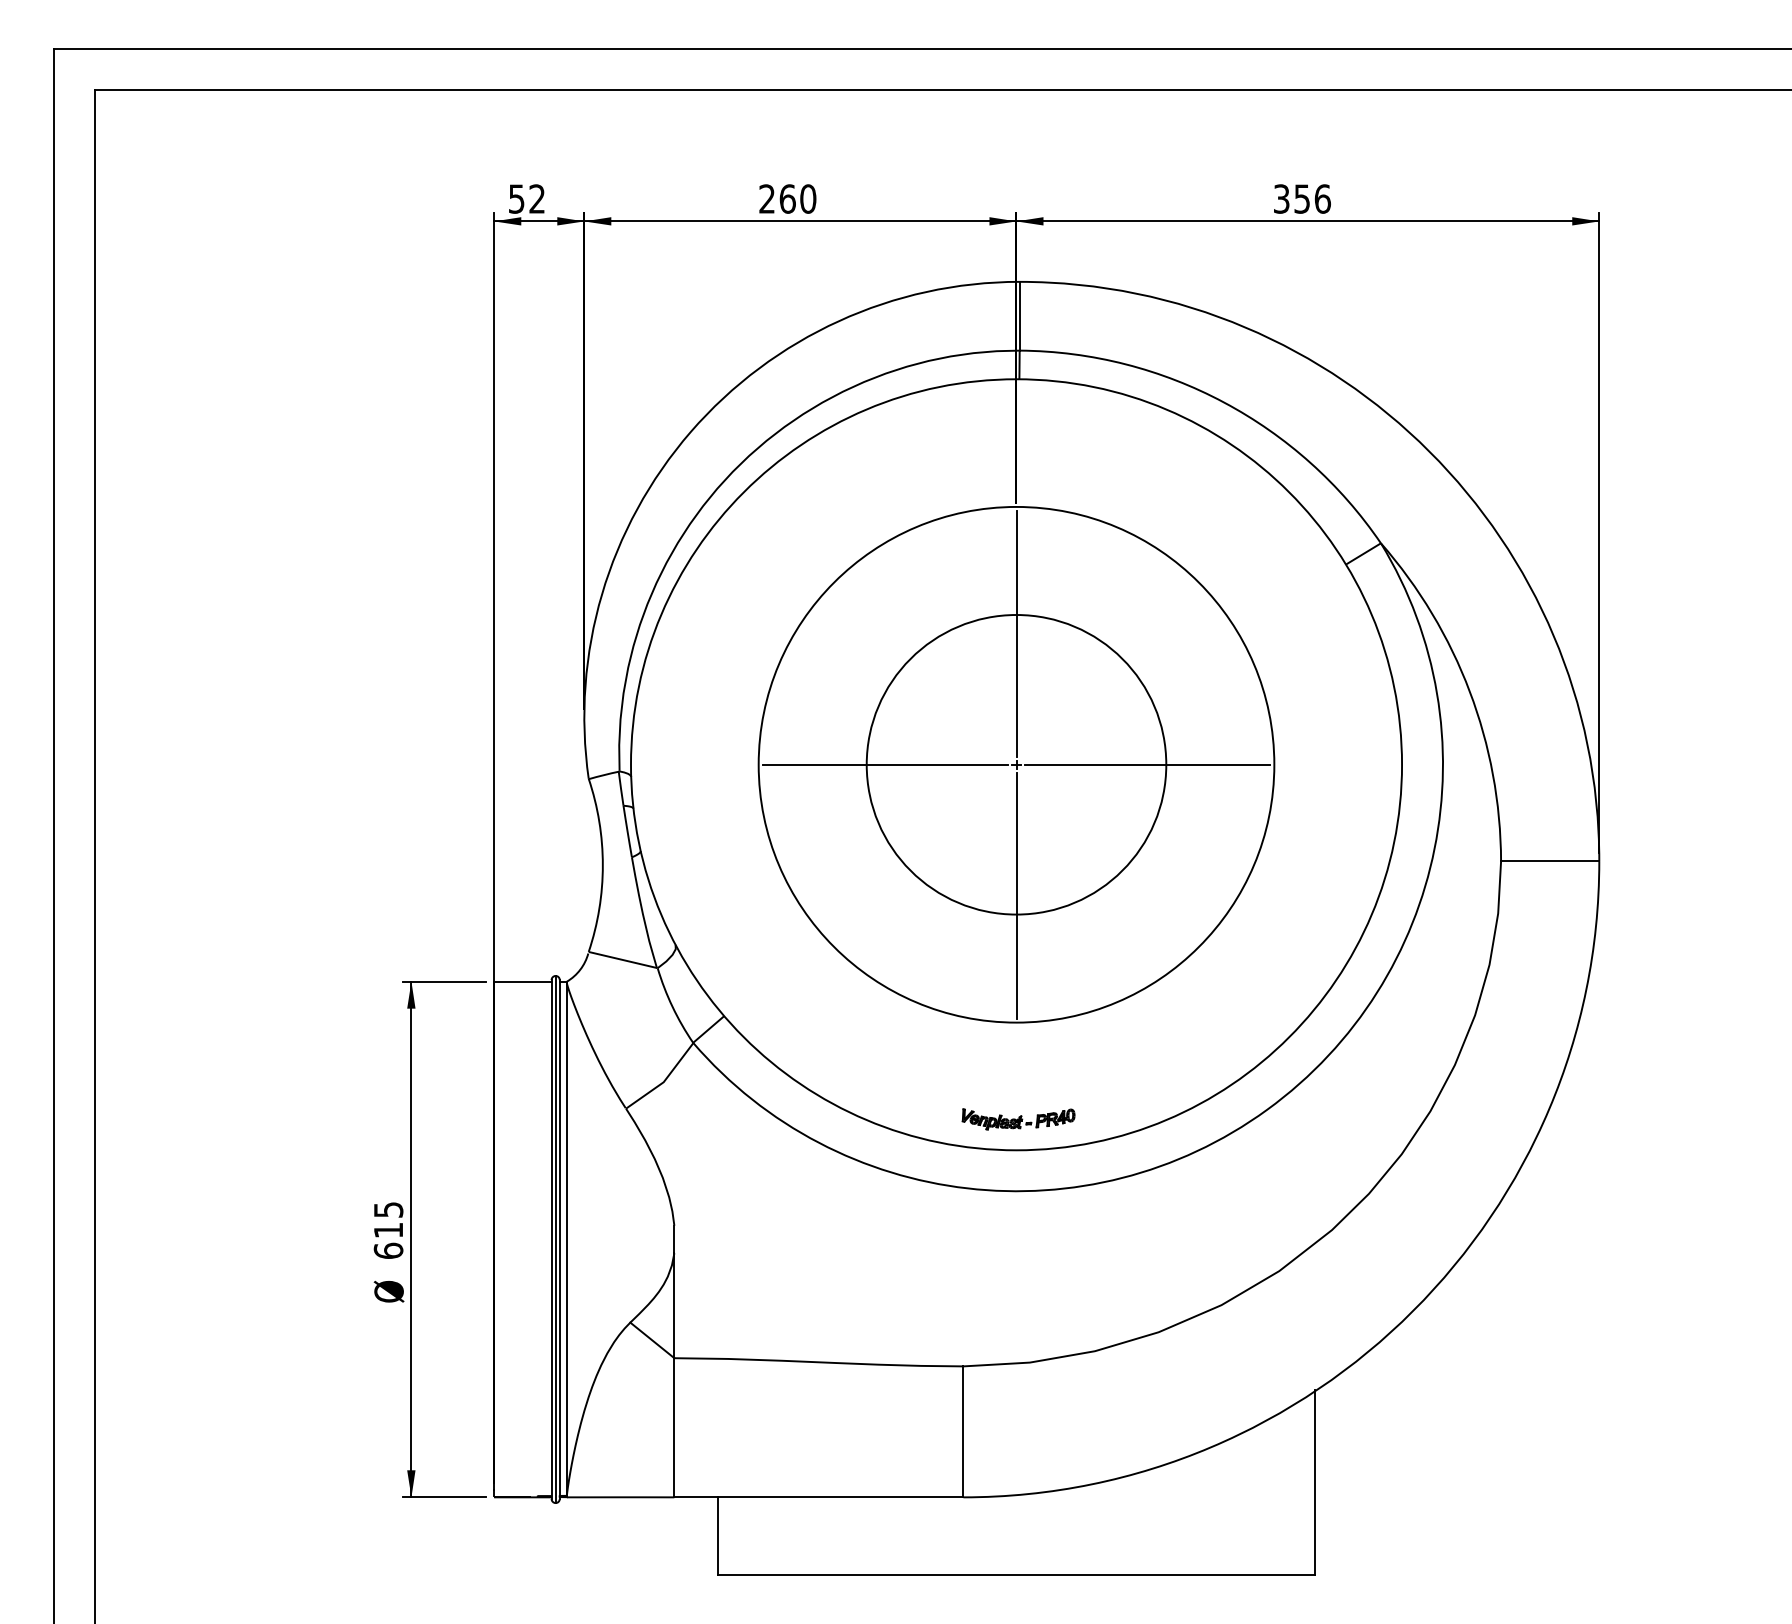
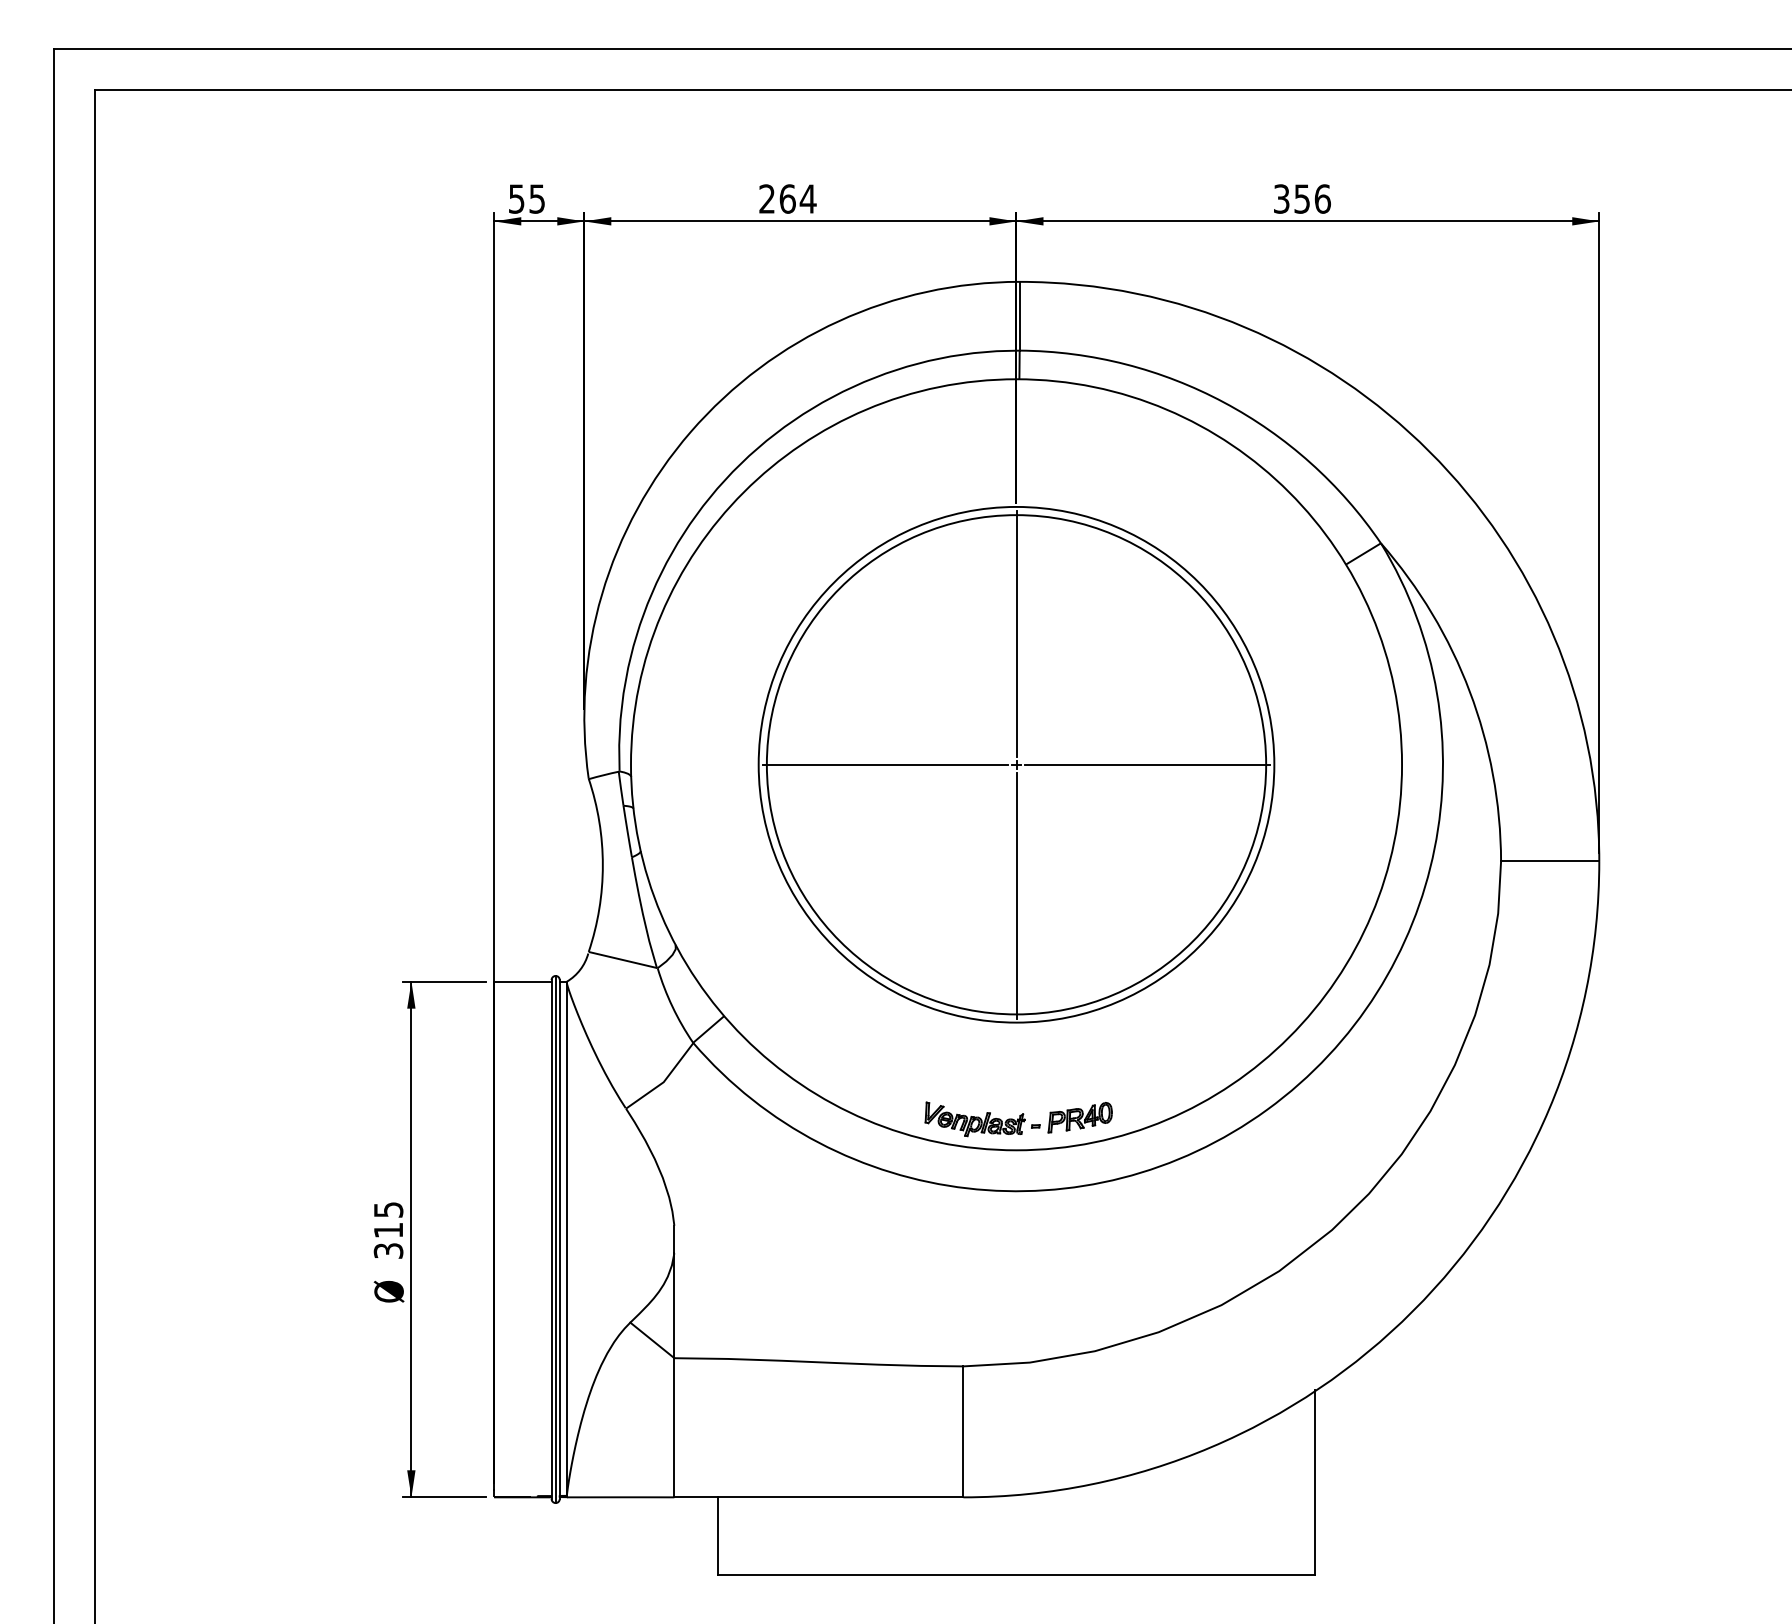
text: 52 -> 55 (536, 198)
text: 260 -> 264 (807, 198)
circle diameter: 300 px -> 499 px (1016, 764)
part size: 115x23 px -> 189x37 px (1018, 1119)
text: 615 -> 315 (388, 1250)
